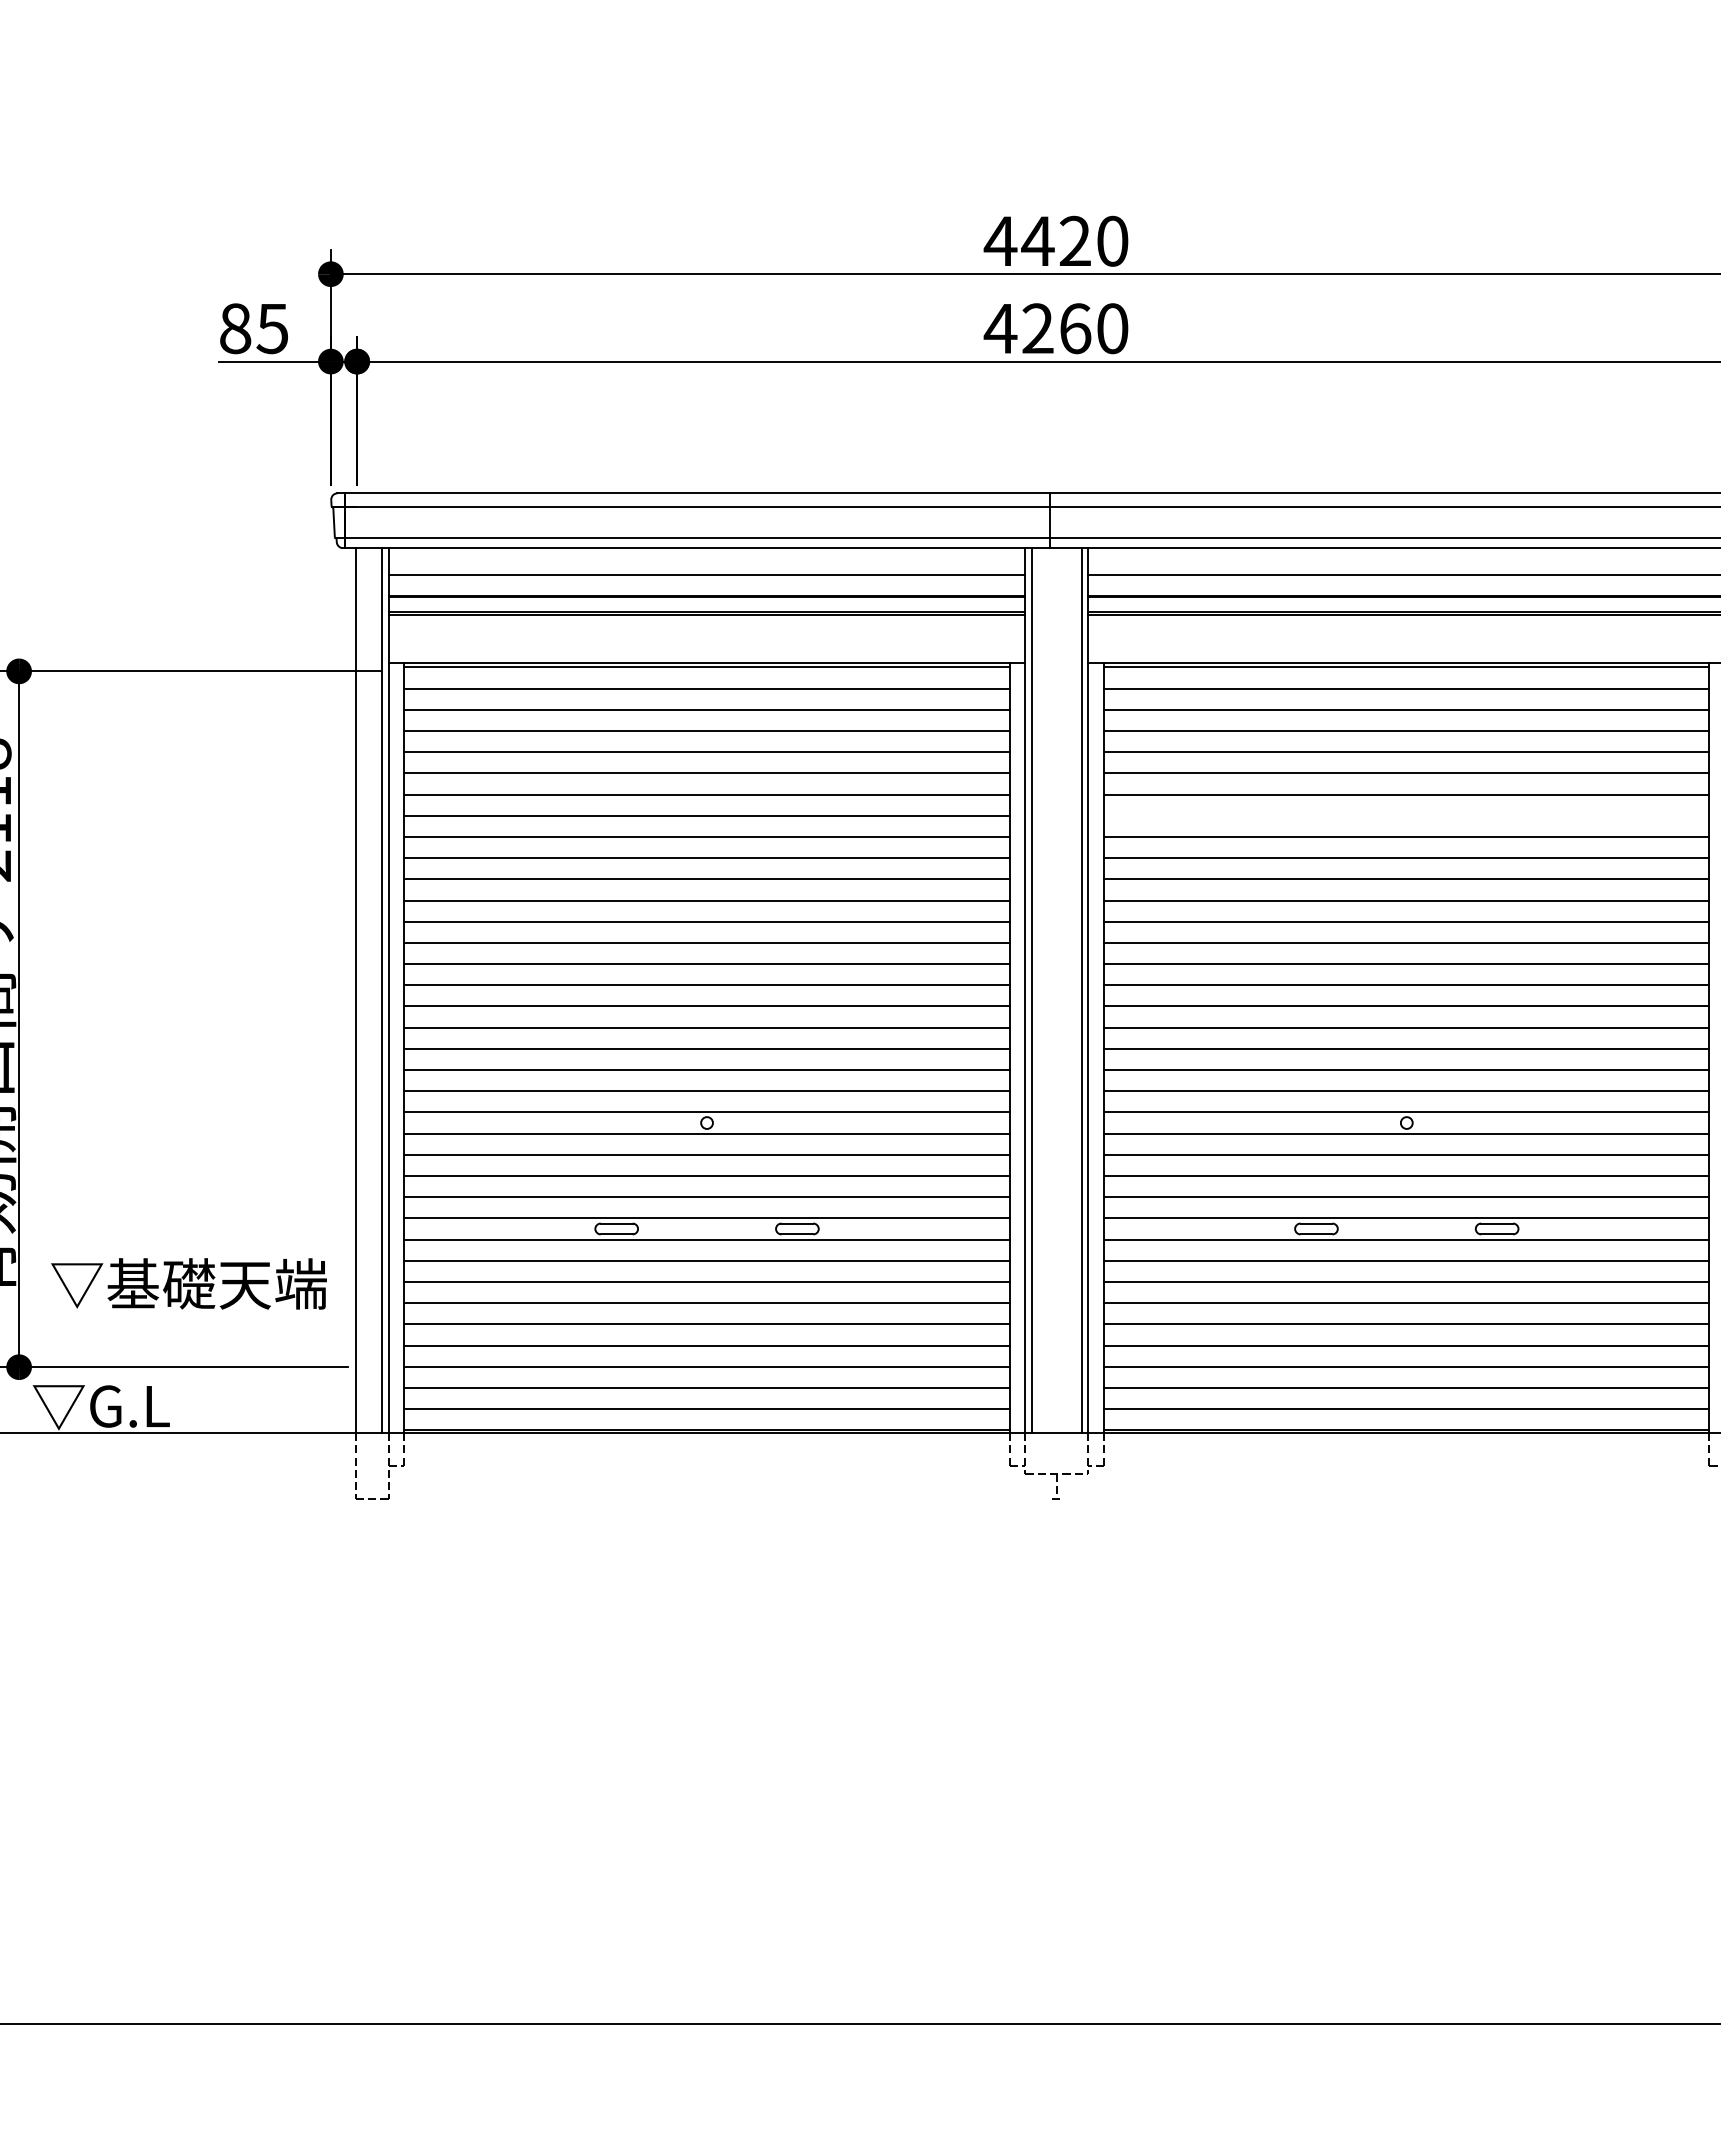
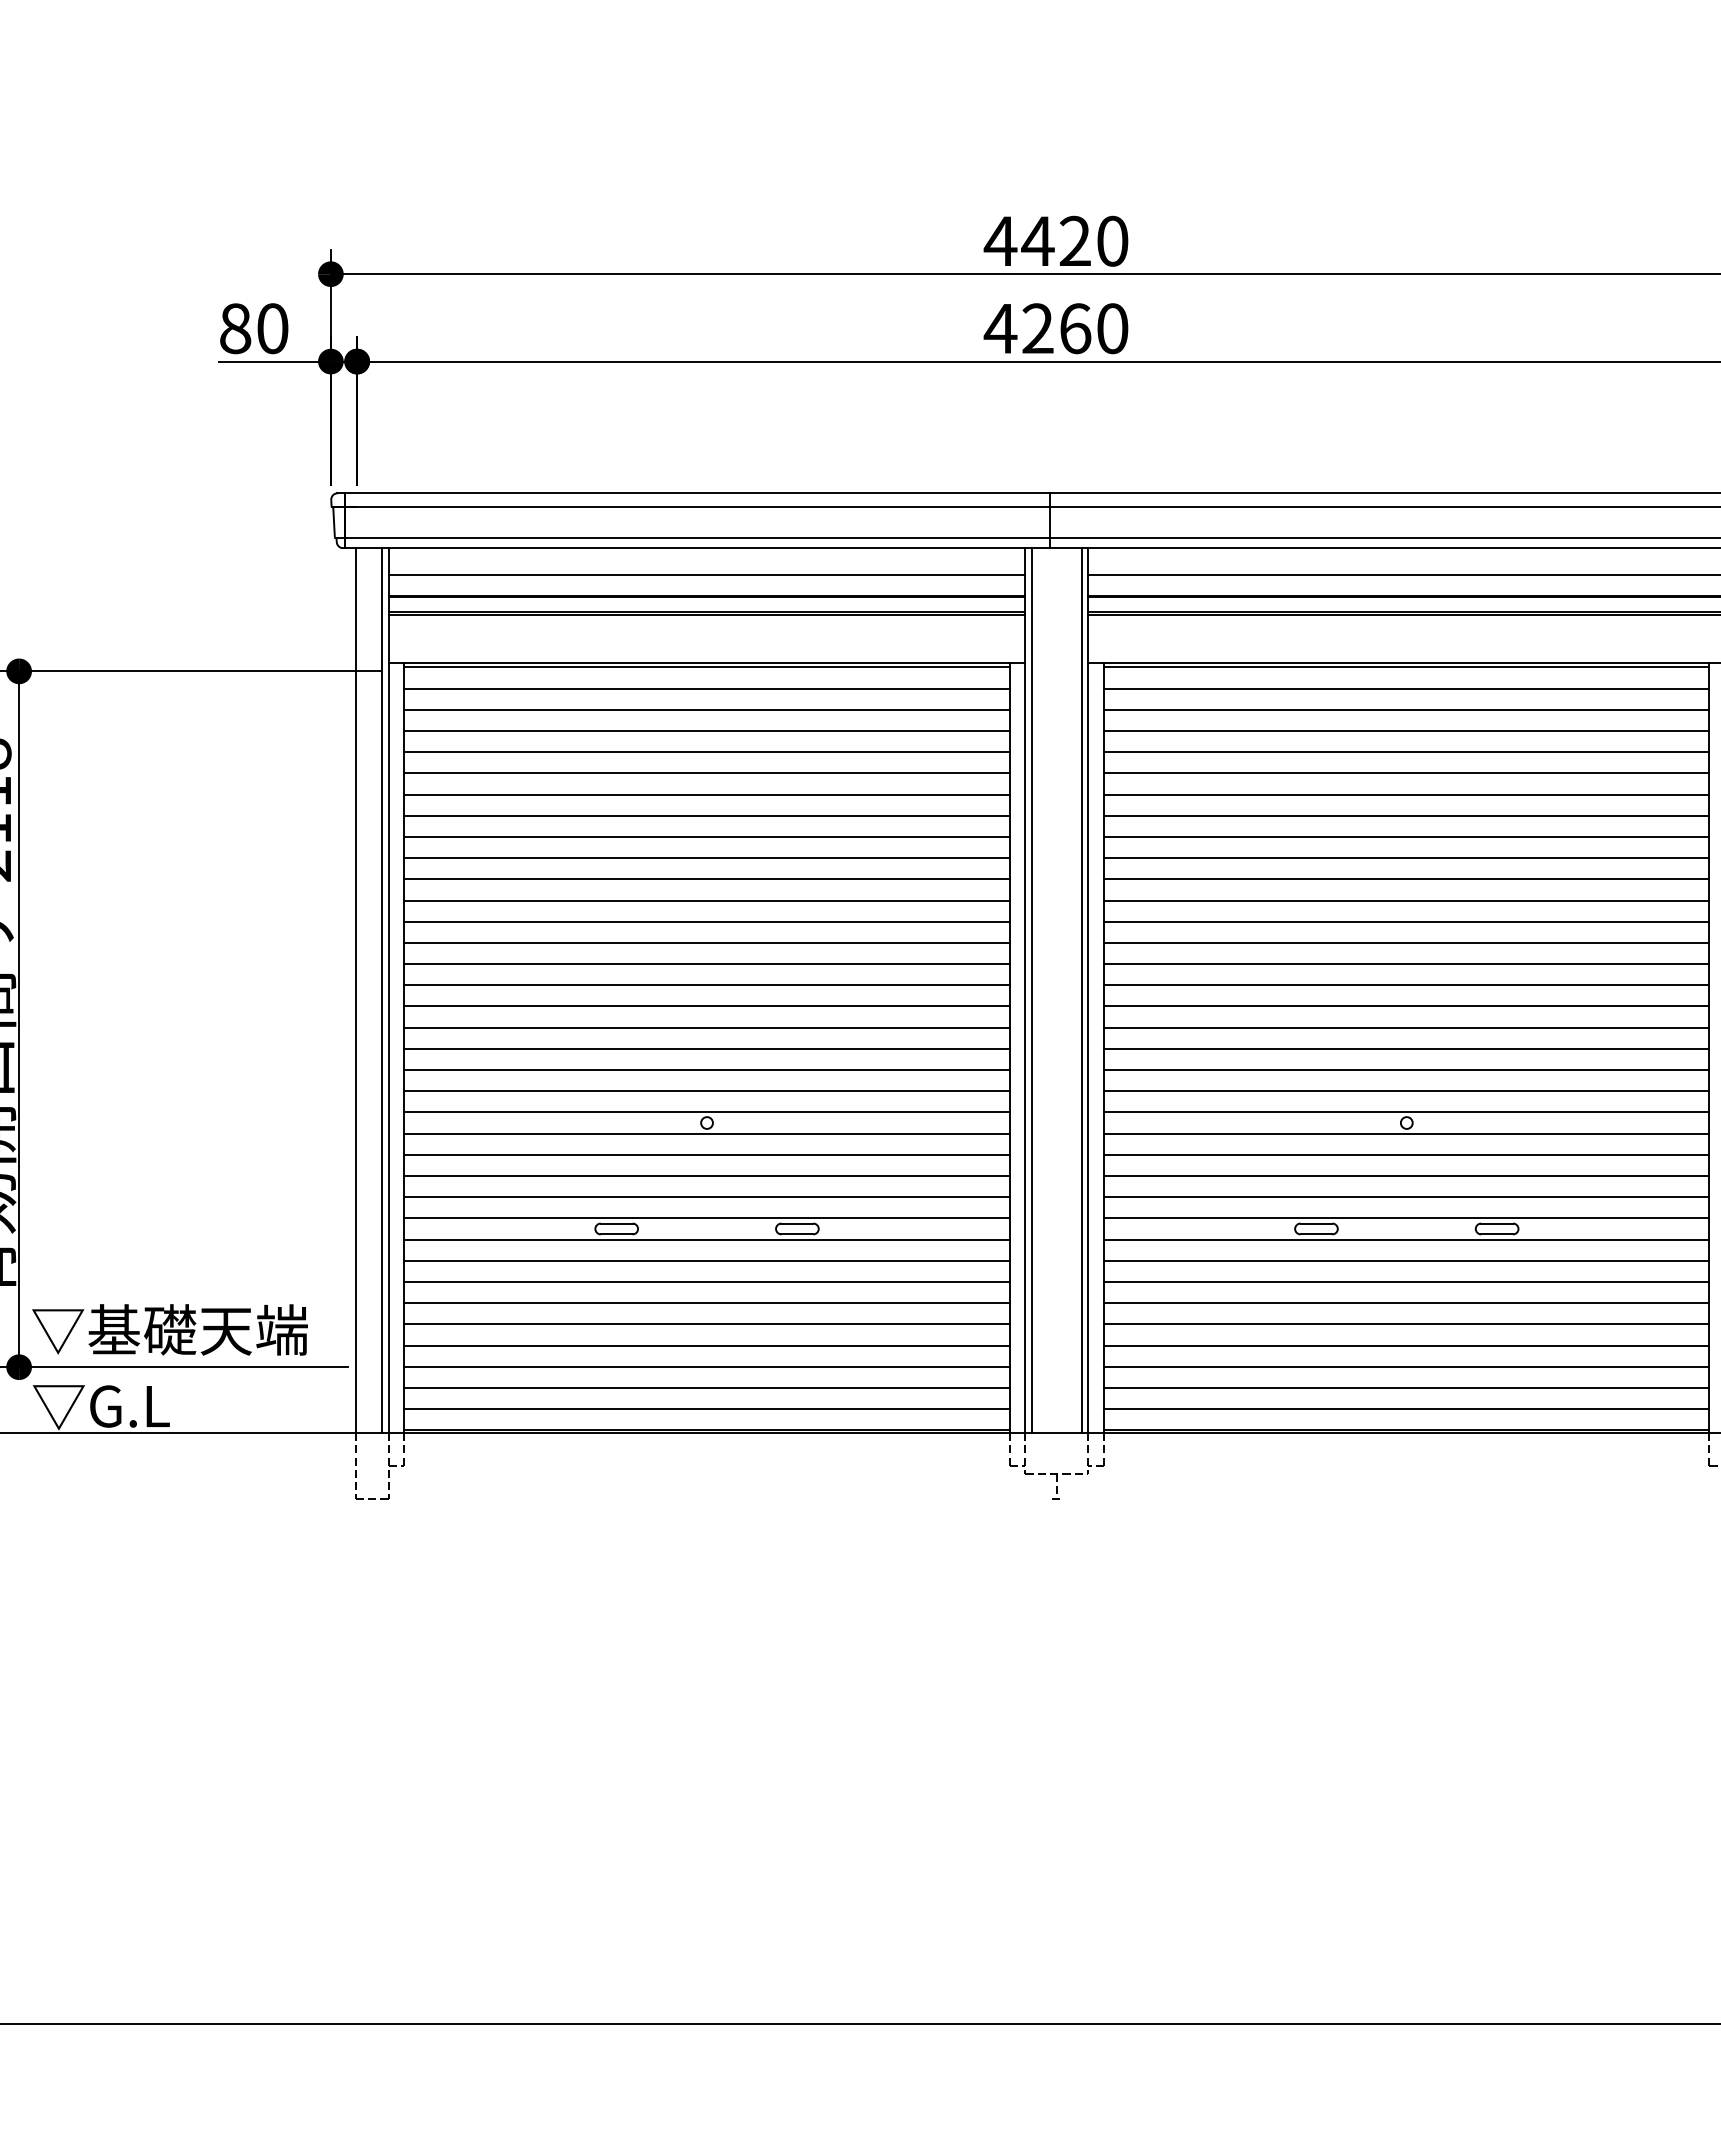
text: 85 -> 80 (272, 328)
line: none -> present (1406, 815)
text position: (188, 1283) -> (169, 1329) (169, 1329)
